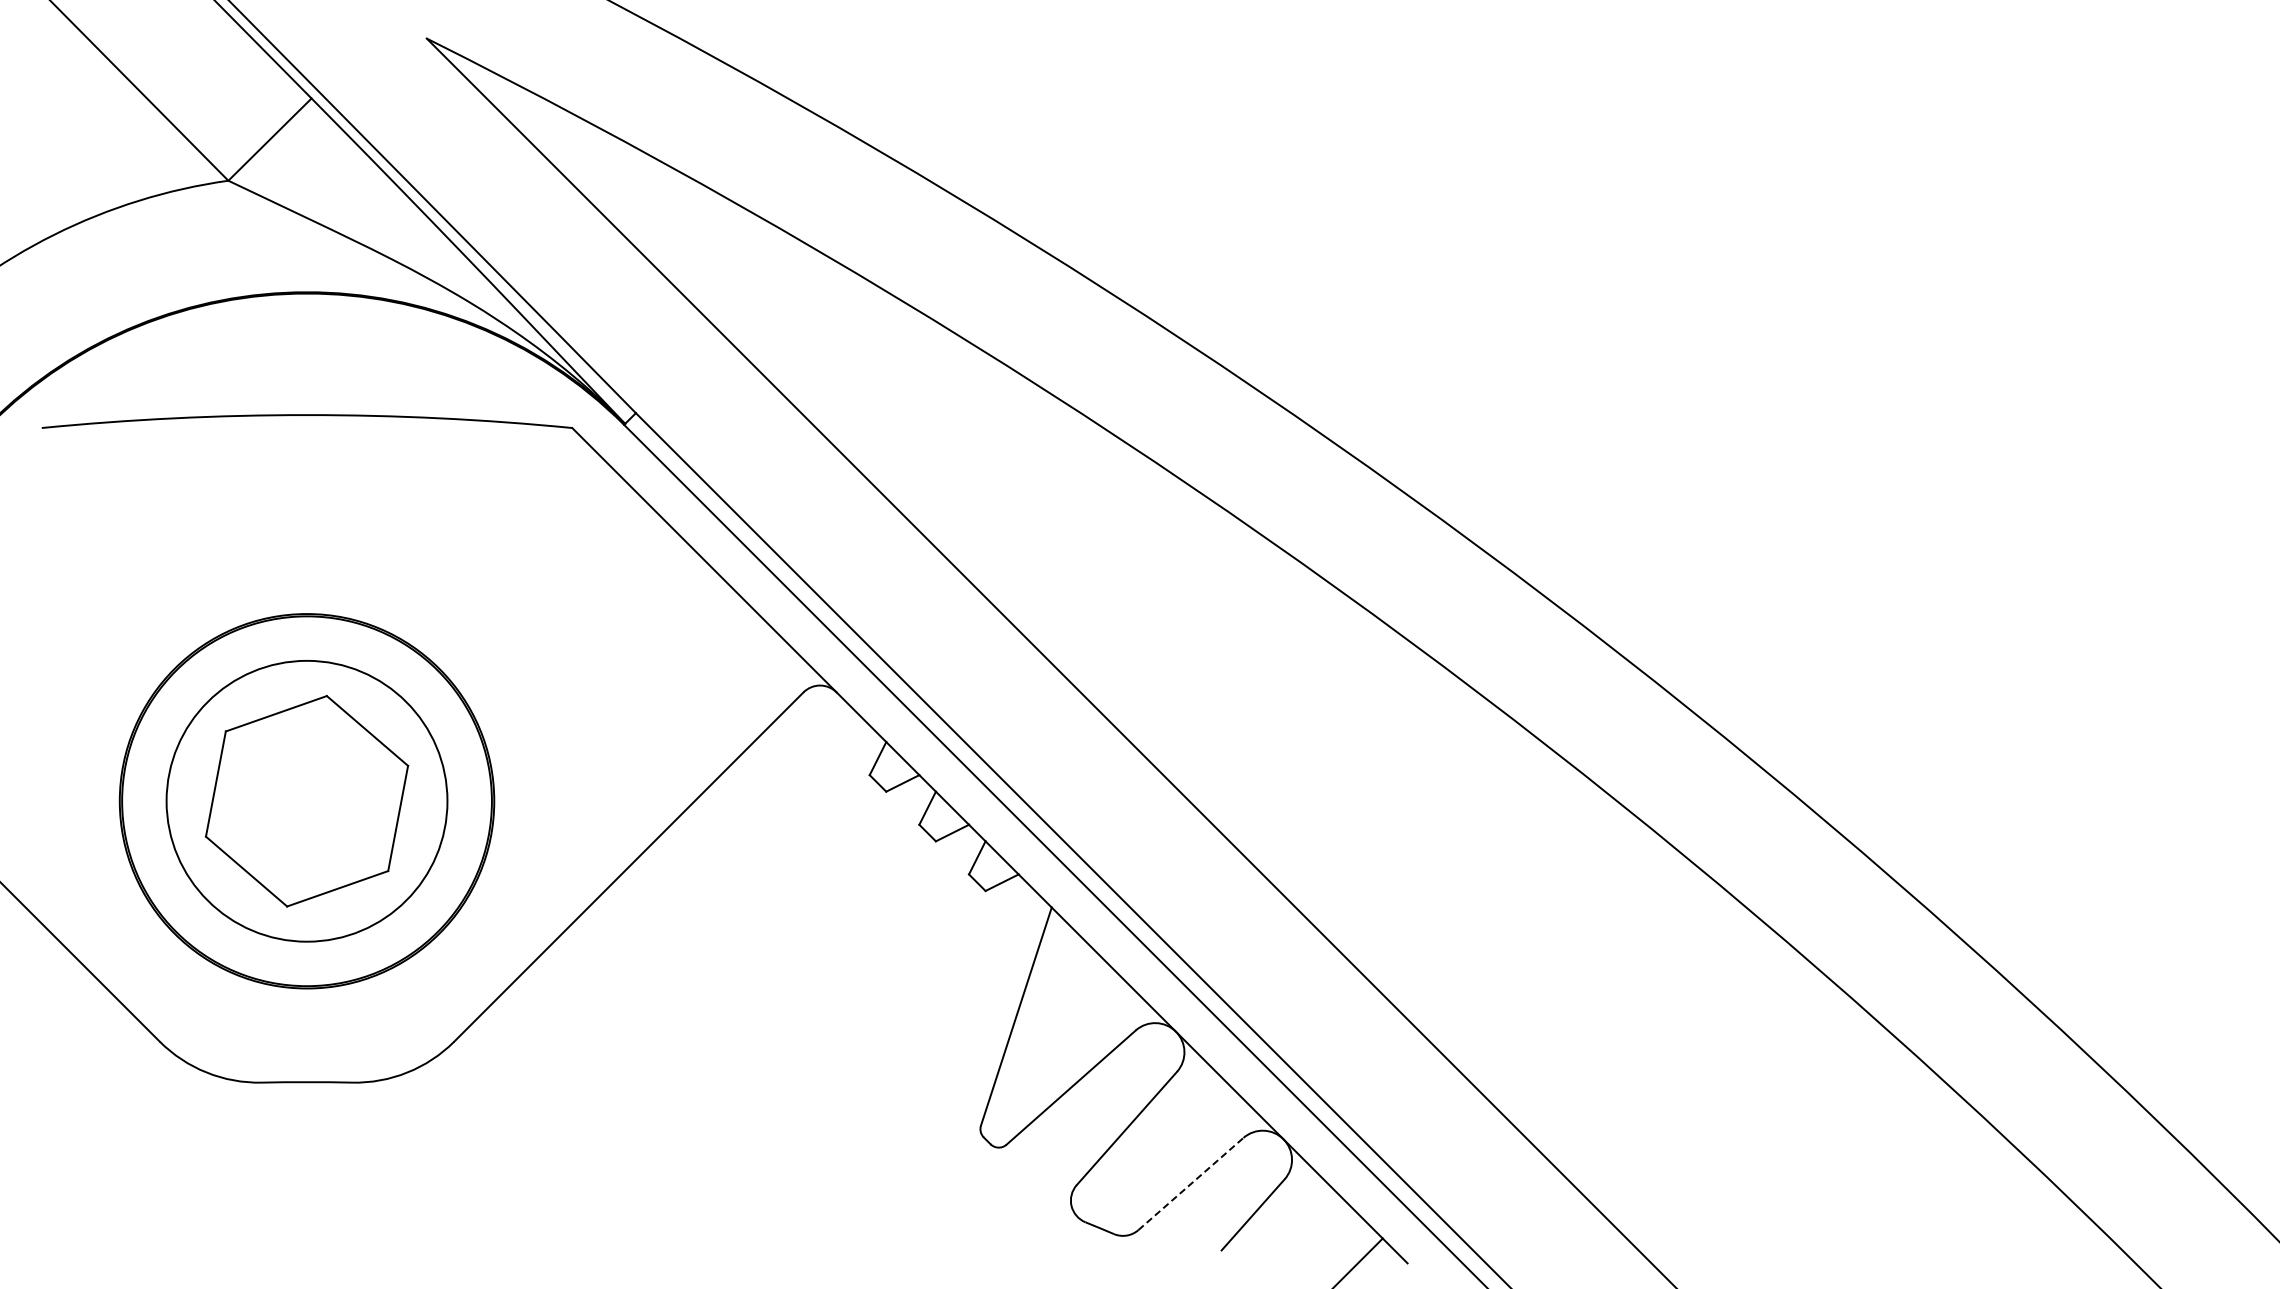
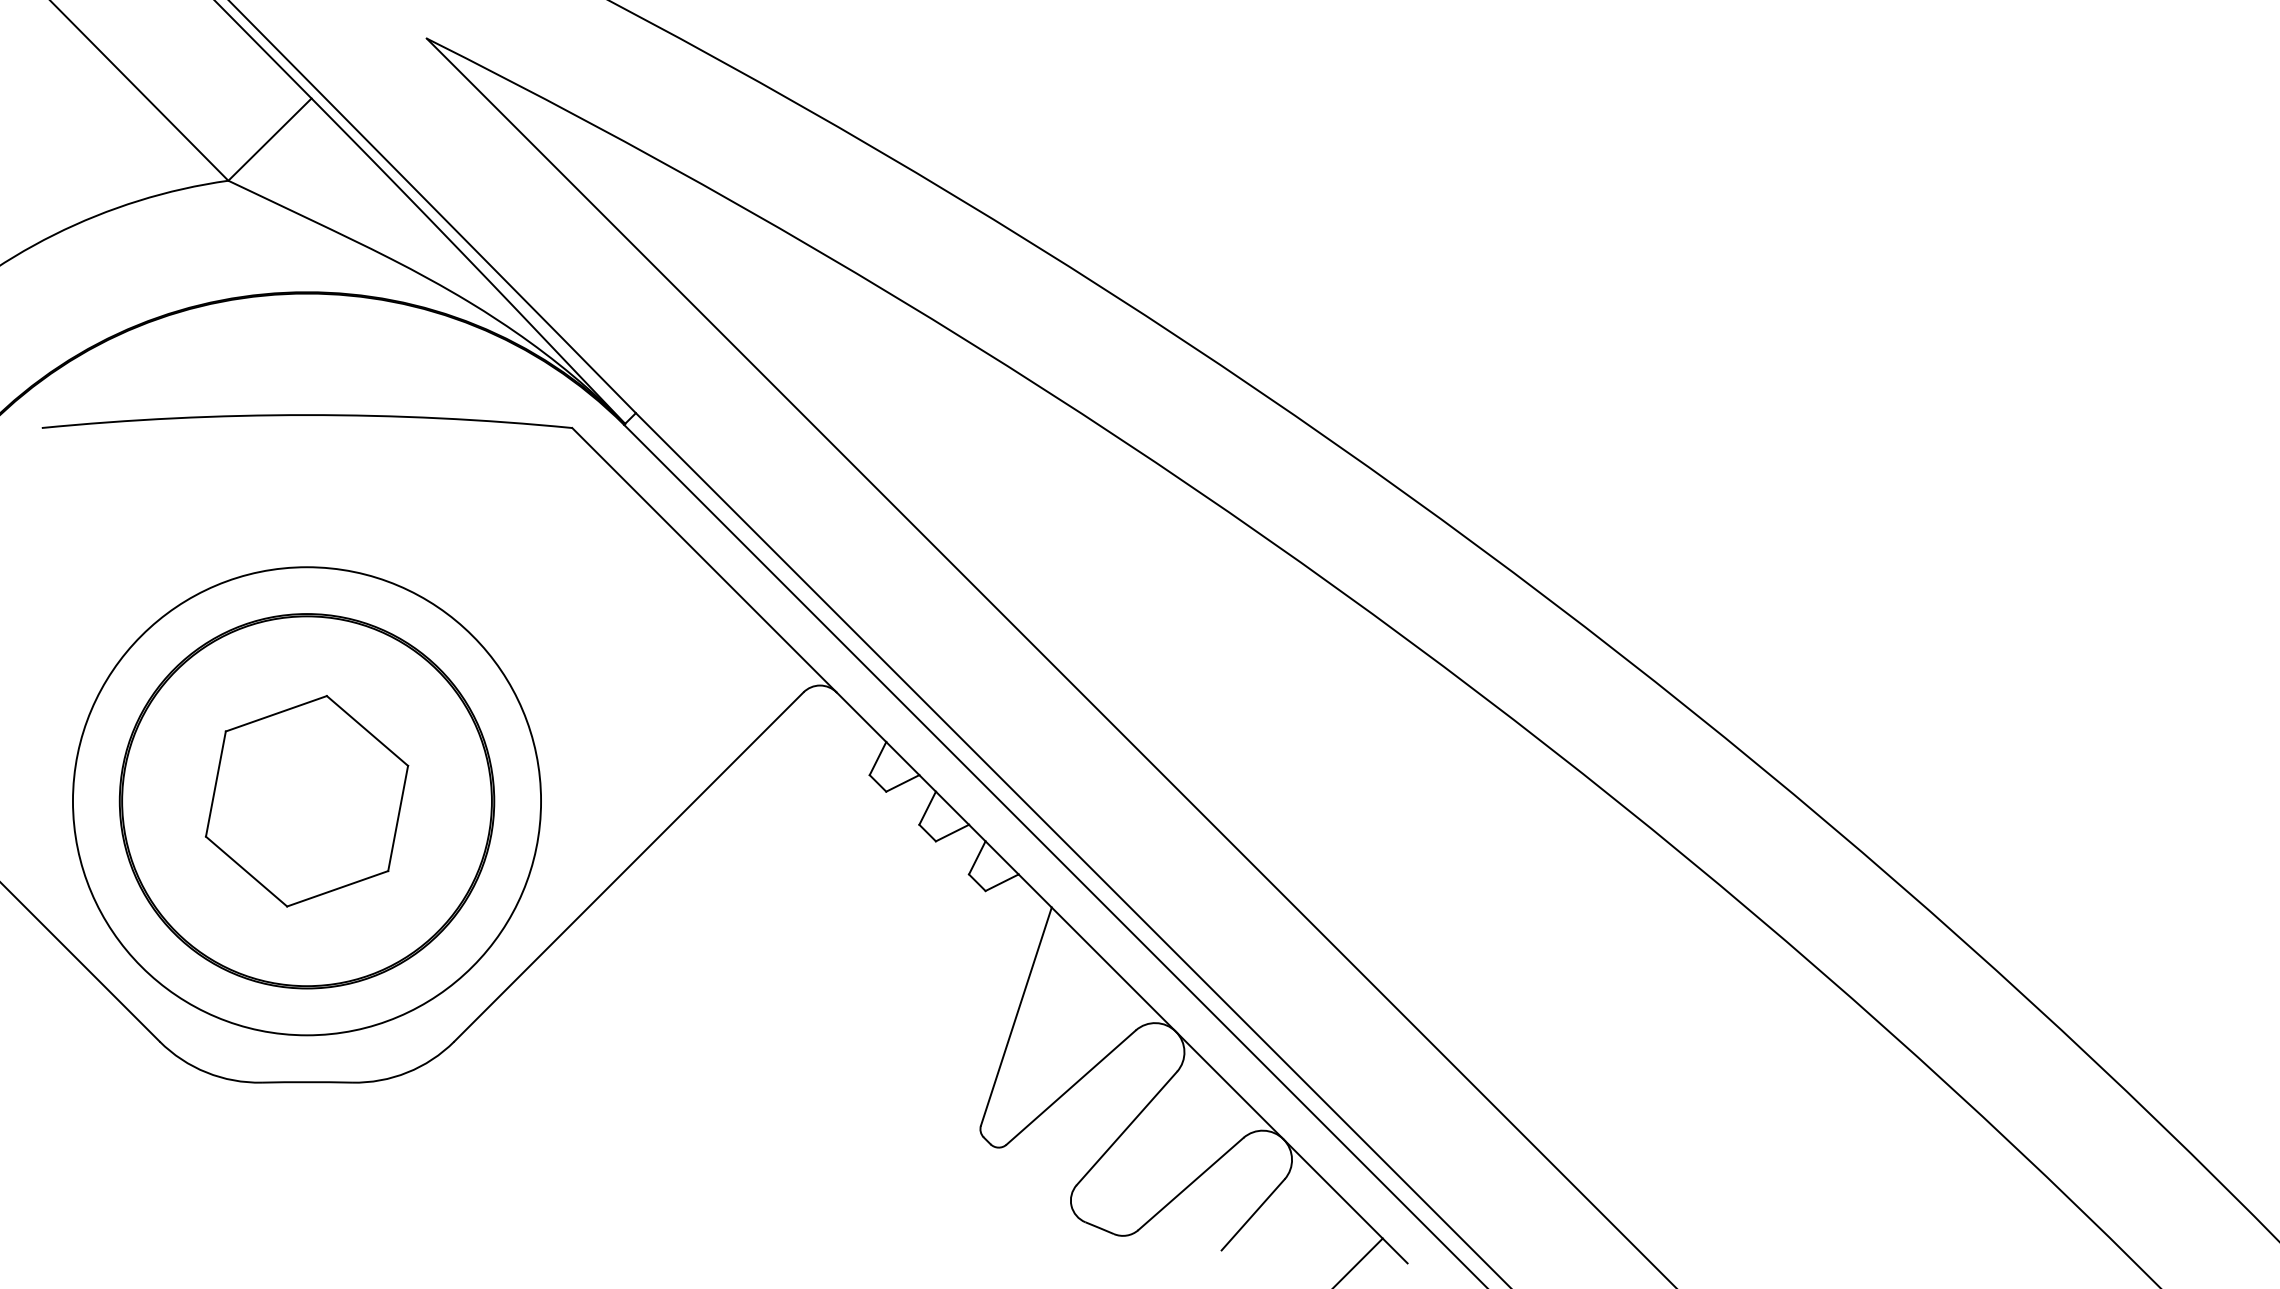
circle diameter: 281 px -> 468 px (306, 801)
line: dashed -> solid (1190, 1184)
